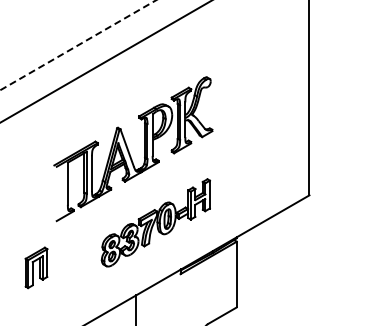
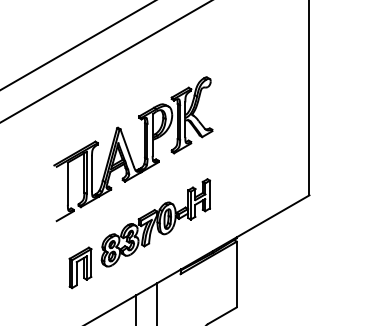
line: dashed -> solid (78, 45)
part position: (36, 267) -> (80, 267) (80, 267)
line: none -> present (156, 302)
